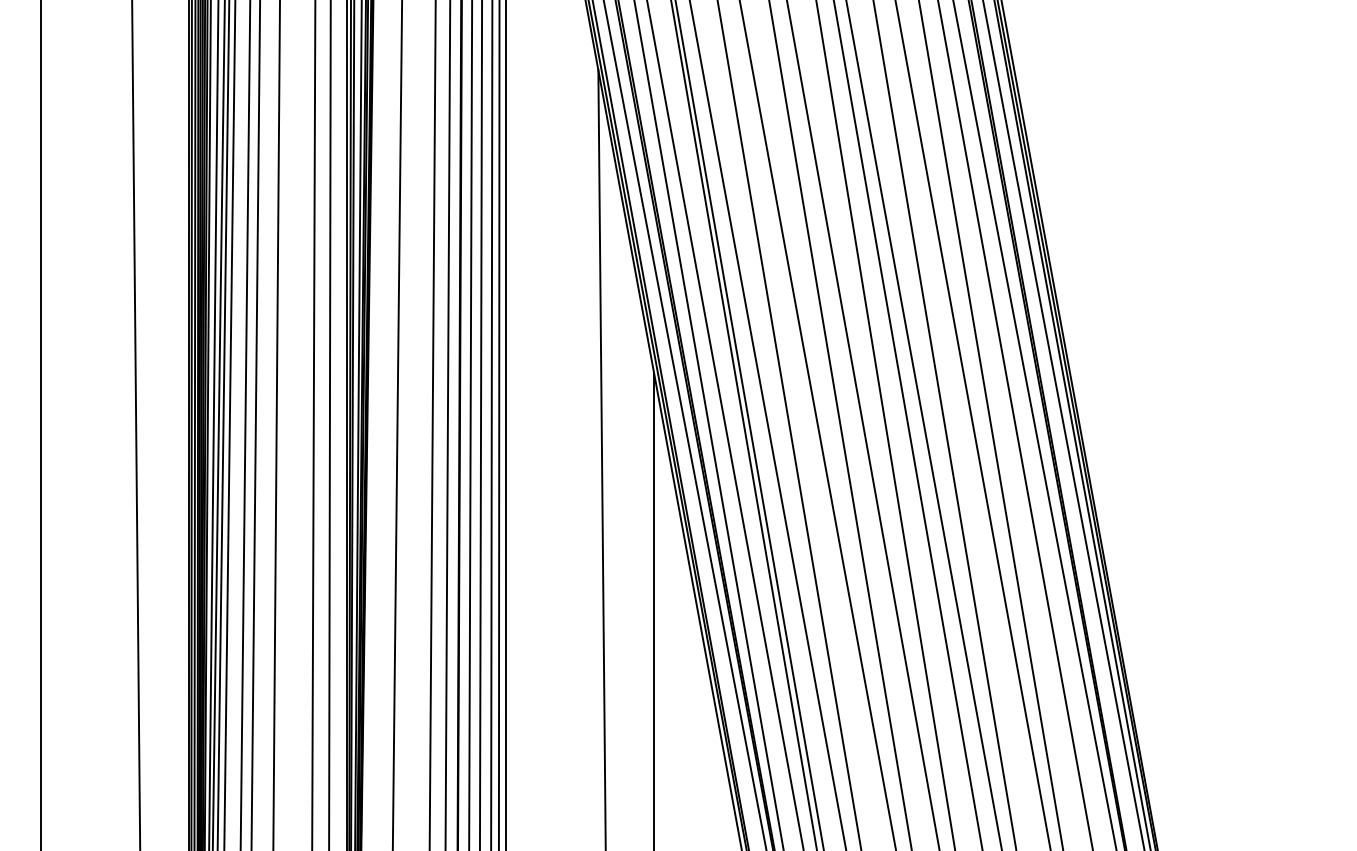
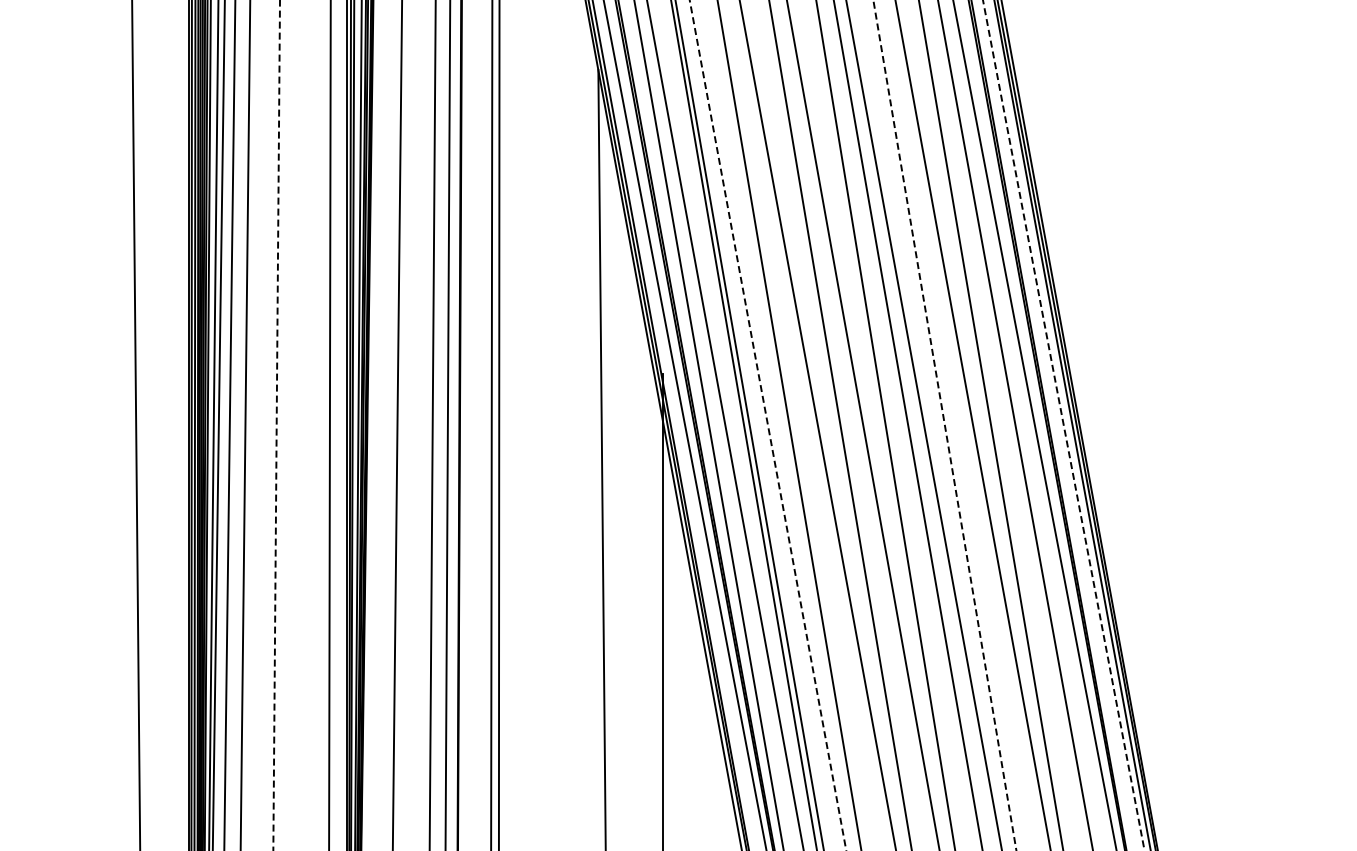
line: present -> none (40, 424)
line: present -> none (223, 424)
line: present -> none (255, 424)
line: present -> none (313, 424)
line: present -> none (470, 424)
line: present -> none (480, 424)
line: present -> none (506, 424)
line: solid -> dashed (1063, 424)
line: solid -> dashed (276, 425)
line: solid -> dashed (768, 425)
line: solid -> dashed (944, 425)
line position: (654, 610) -> (663, 610) (663, 610)
